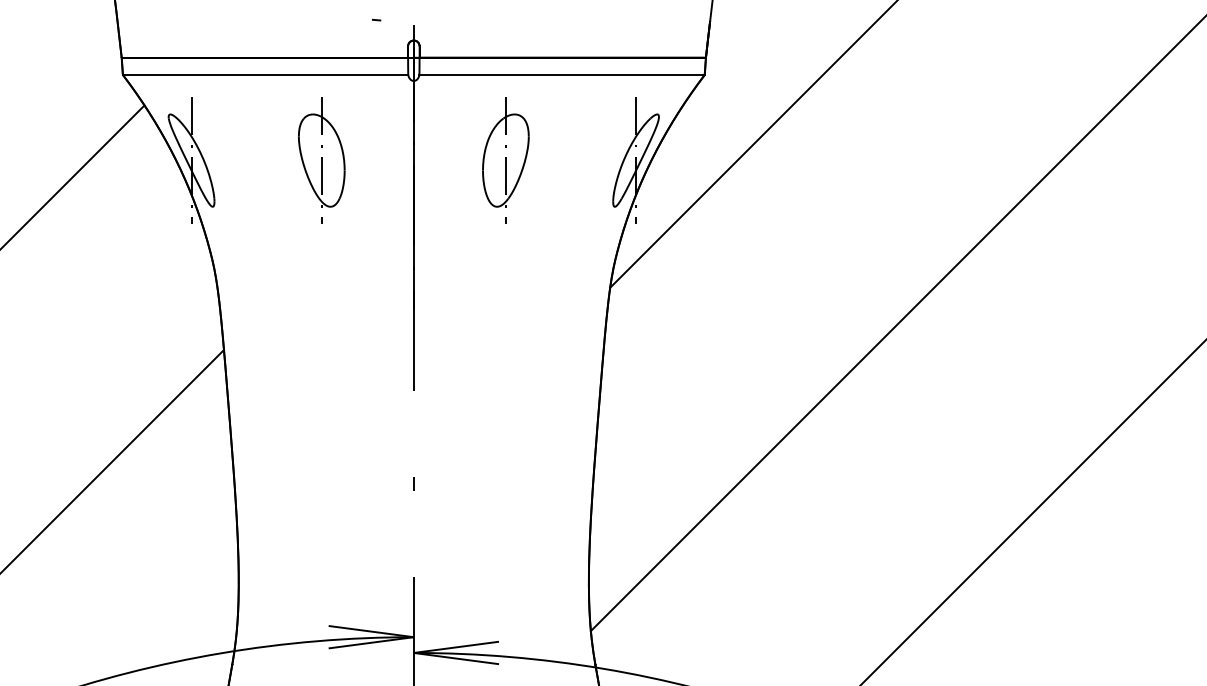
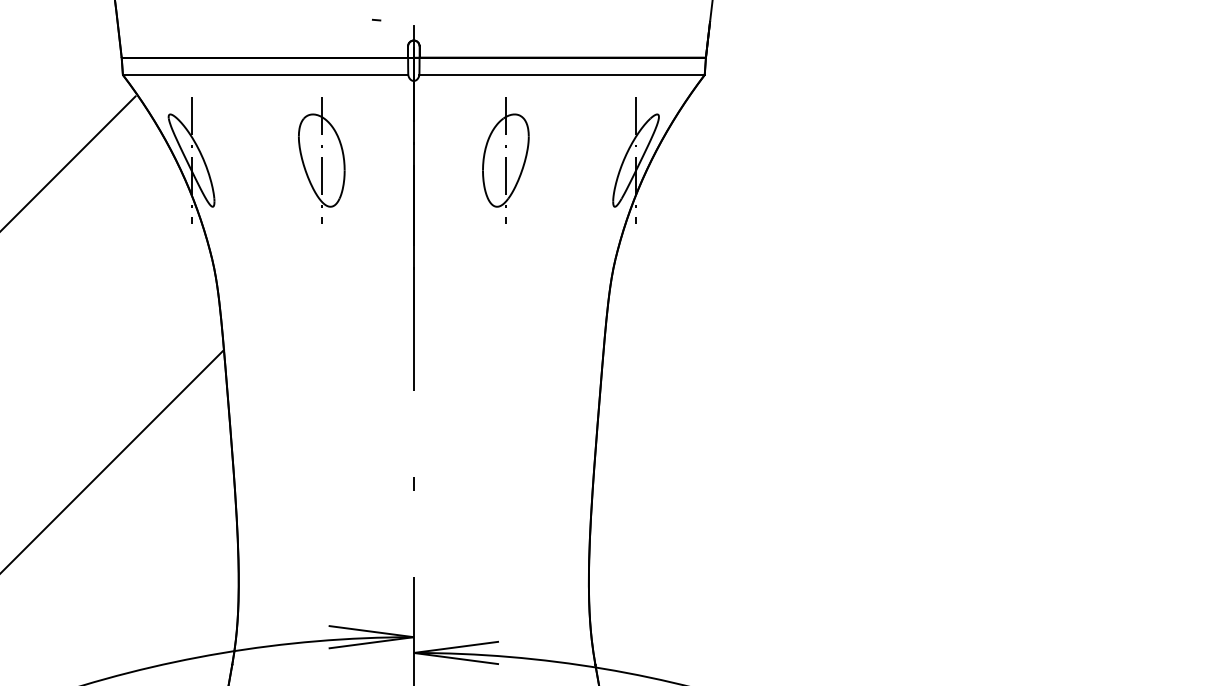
line: present -> none (752, 144)
line position: (73, 176) -> (68, 162) (68, 162)
line: present -> none (896, 324)
line: present -> none (1033, 512)
